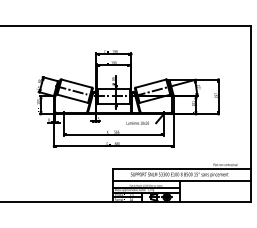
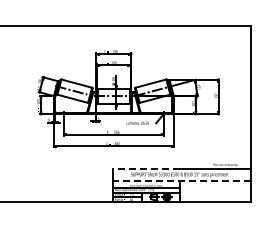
line: solid -> dashed (146, 168)
line: solid -> dashed (181, 181)
